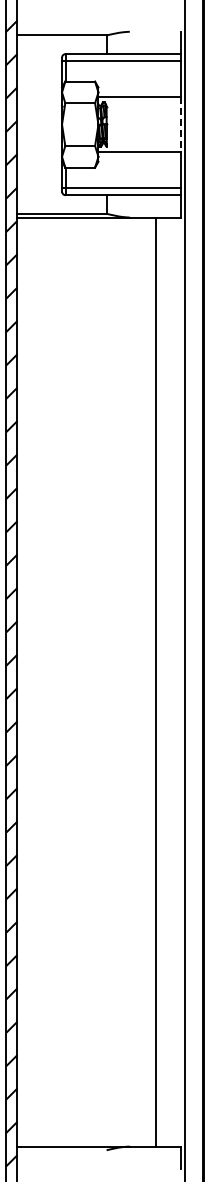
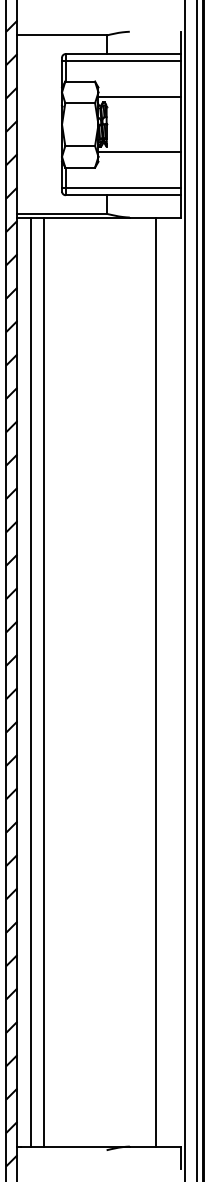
line: dashed -> solid (180, 125)
line: none -> present (196, 590)
line: none -> present (31, 681)
line: none -> present (44, 681)
